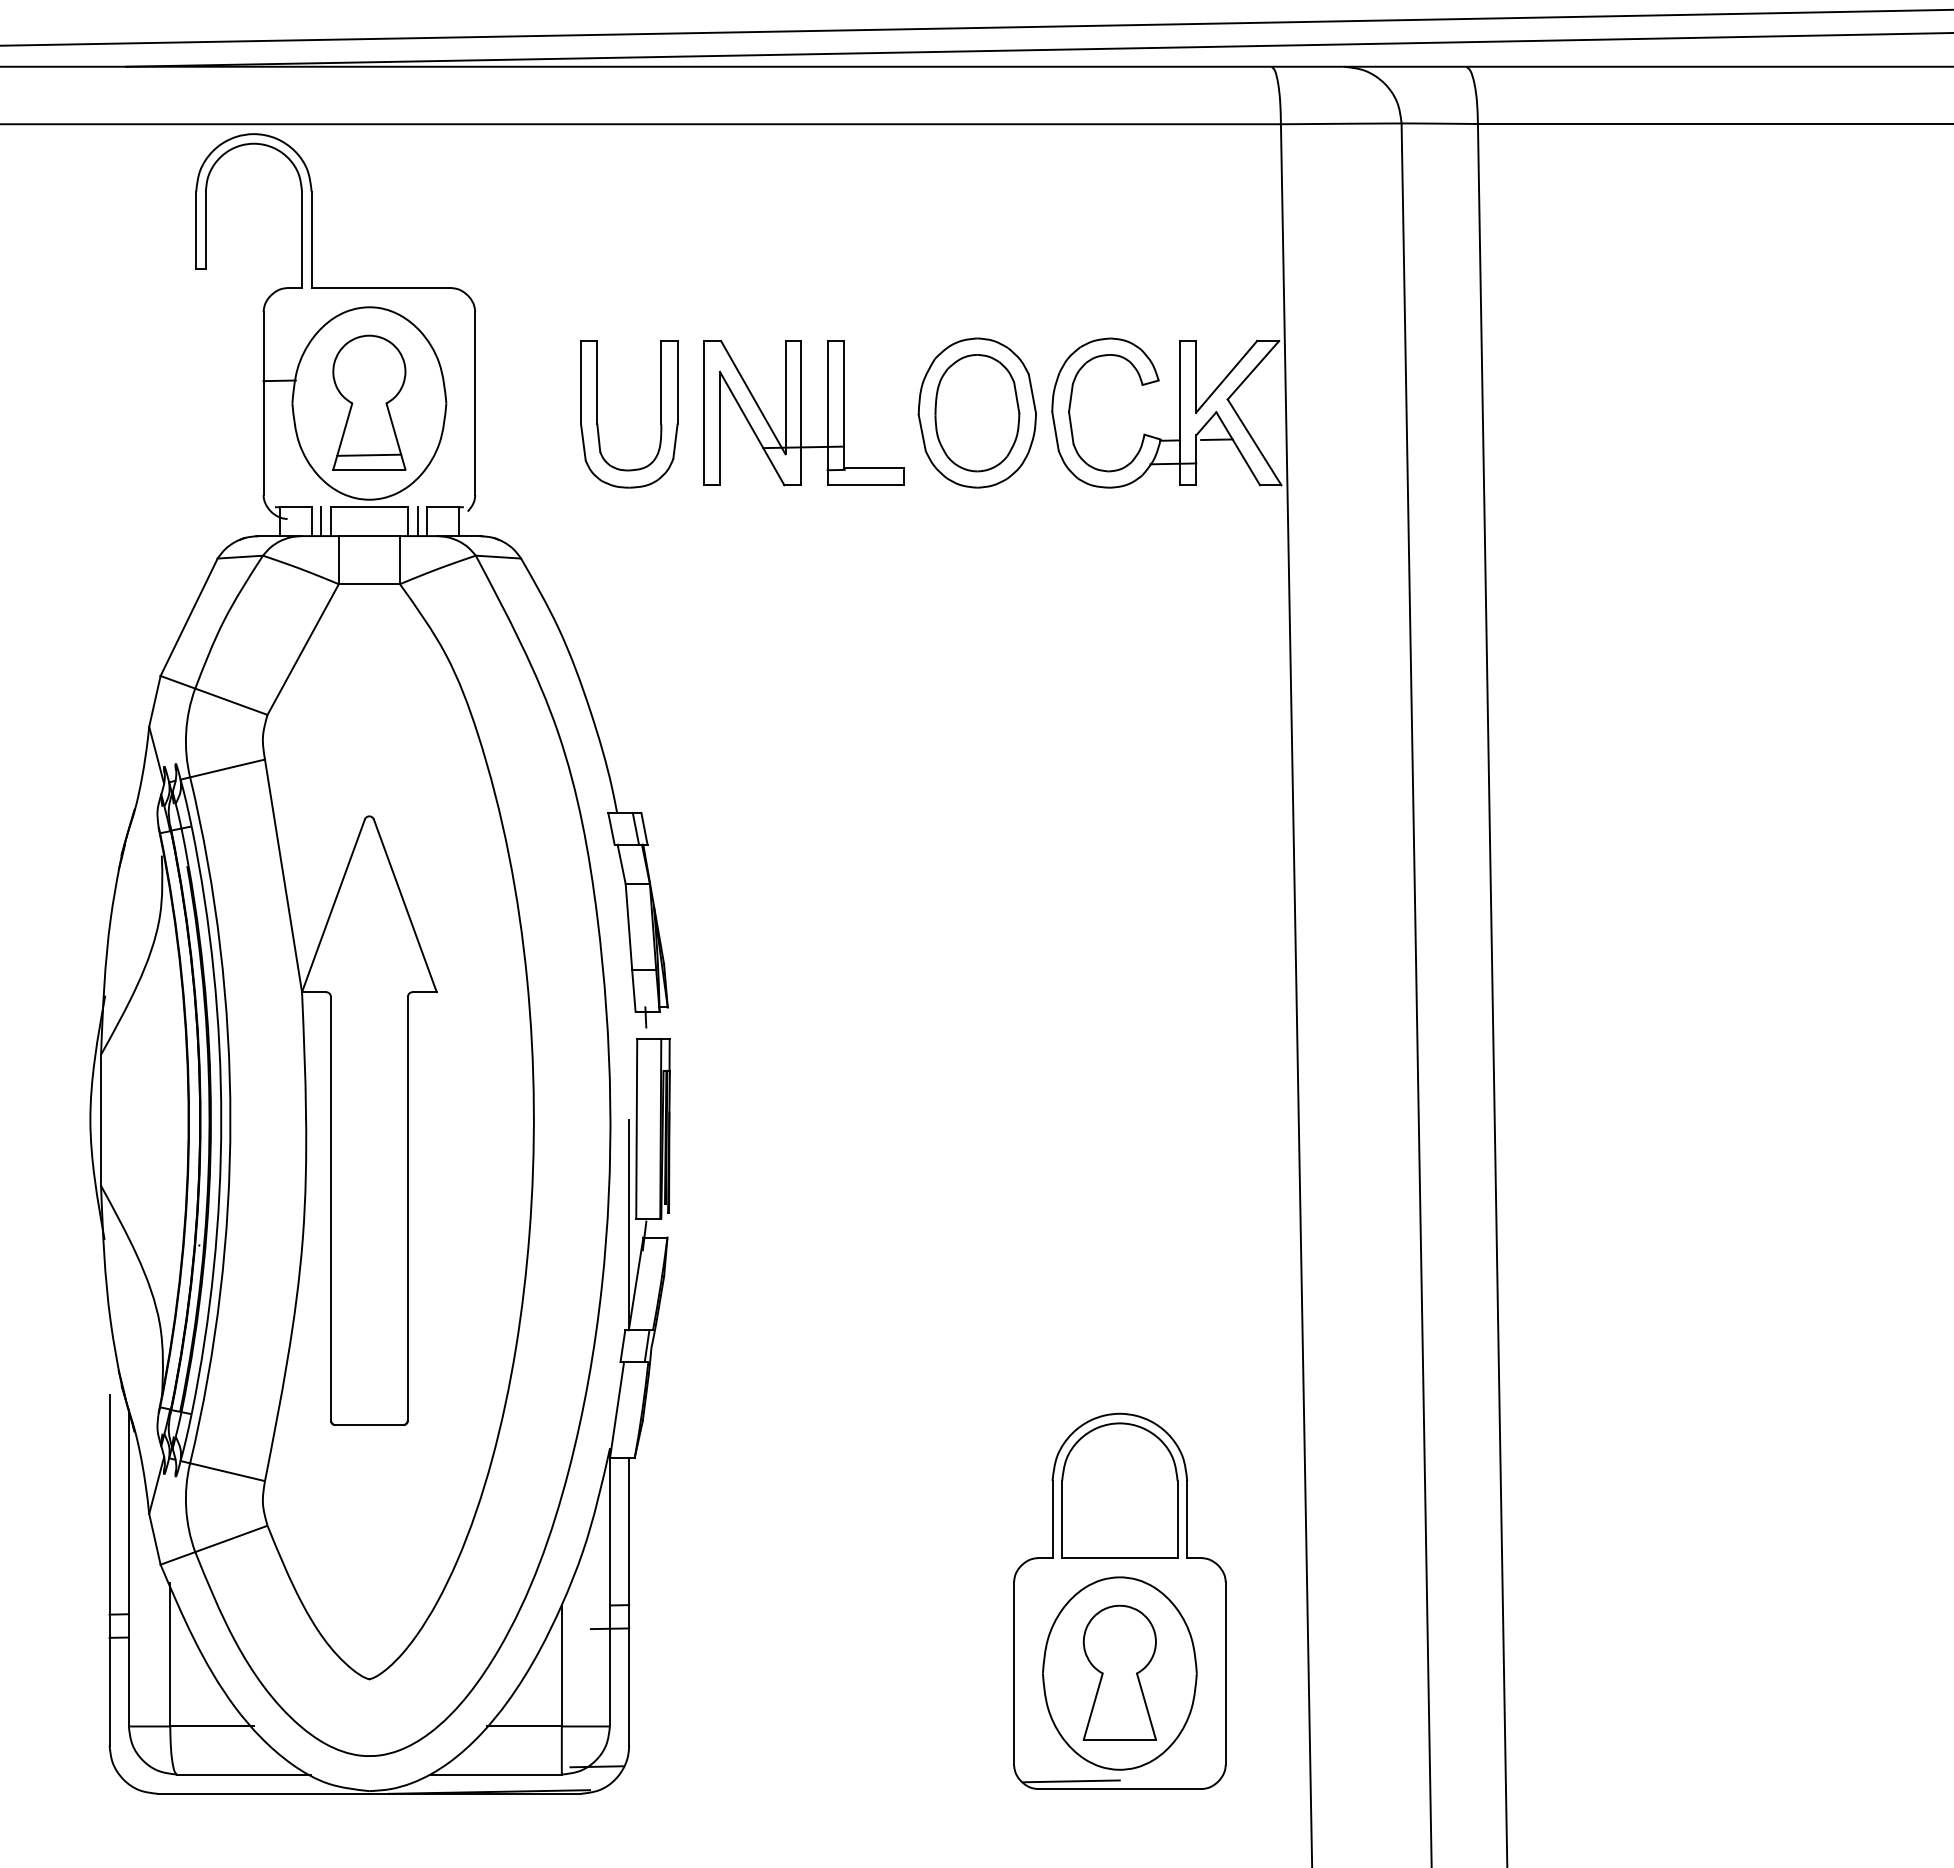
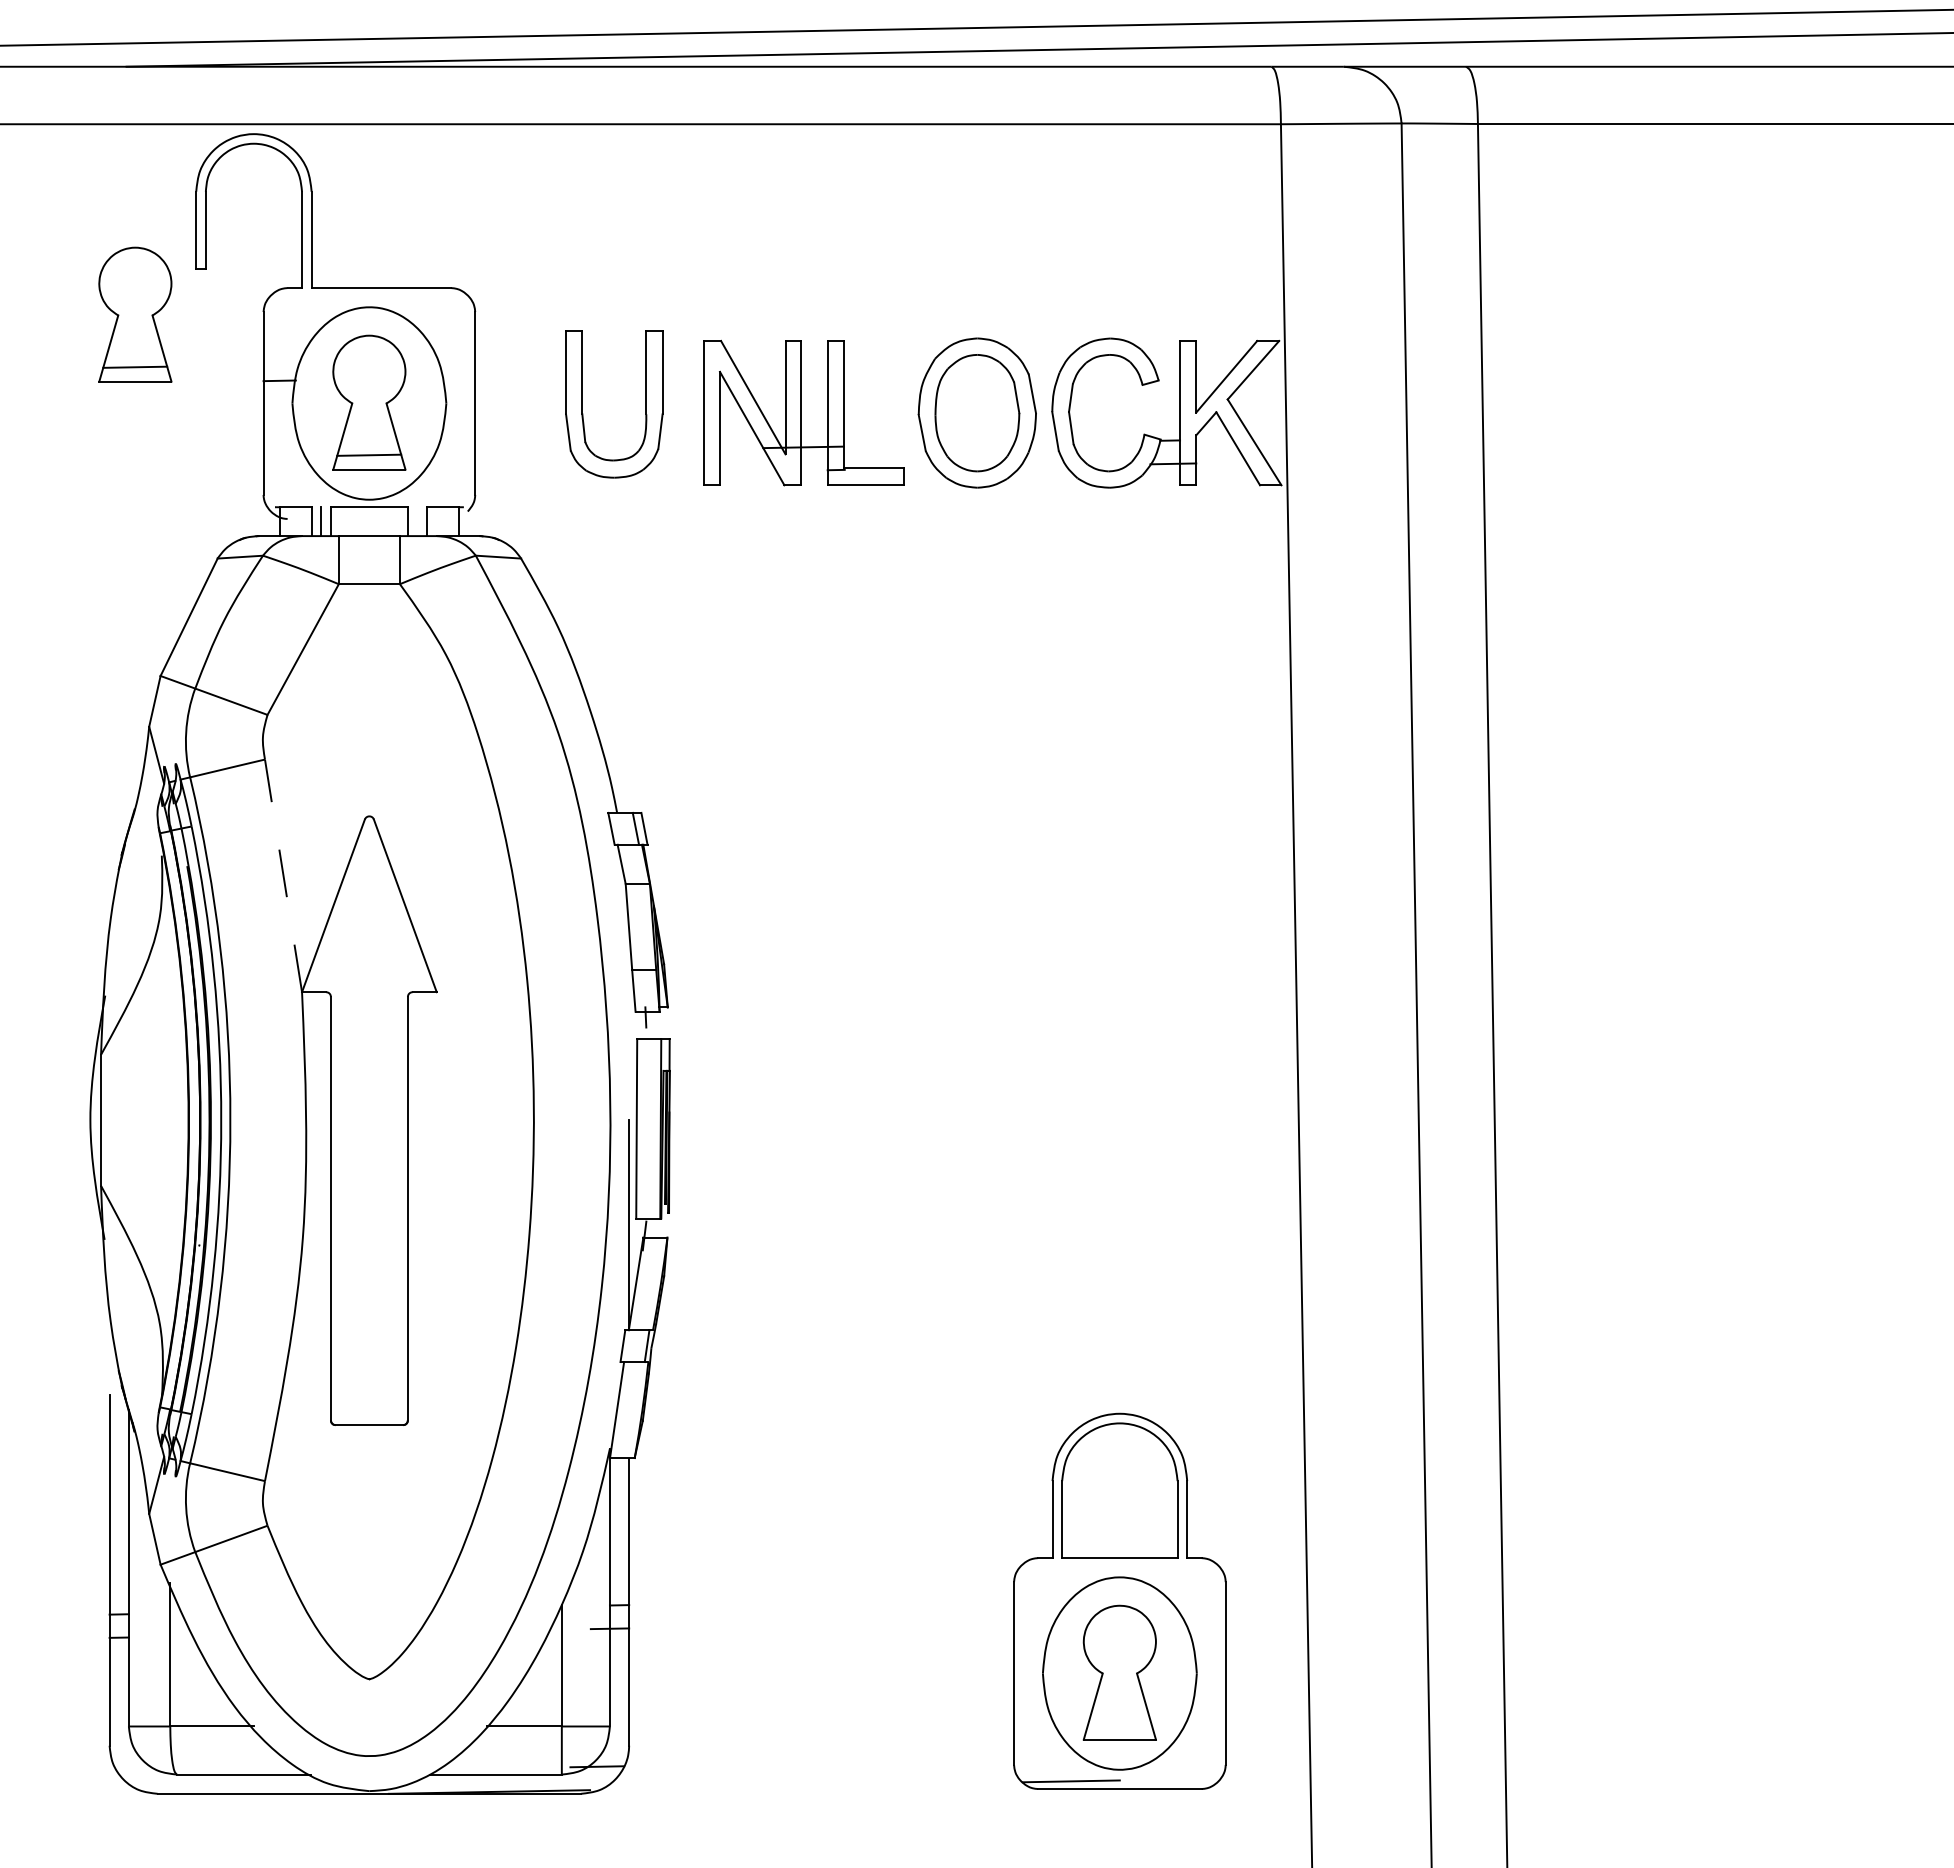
part: none -> present (135, 314)
part position: (660, 414) -> (645, 404) (645, 404)
line: present -> none (1216, 439)
line: present -> none (417, 521)
line: solid -> dashed (283, 875)
